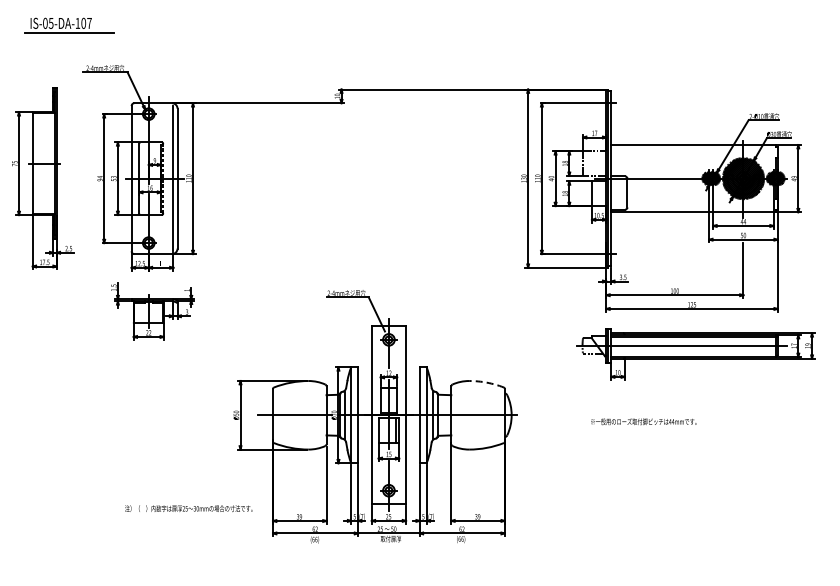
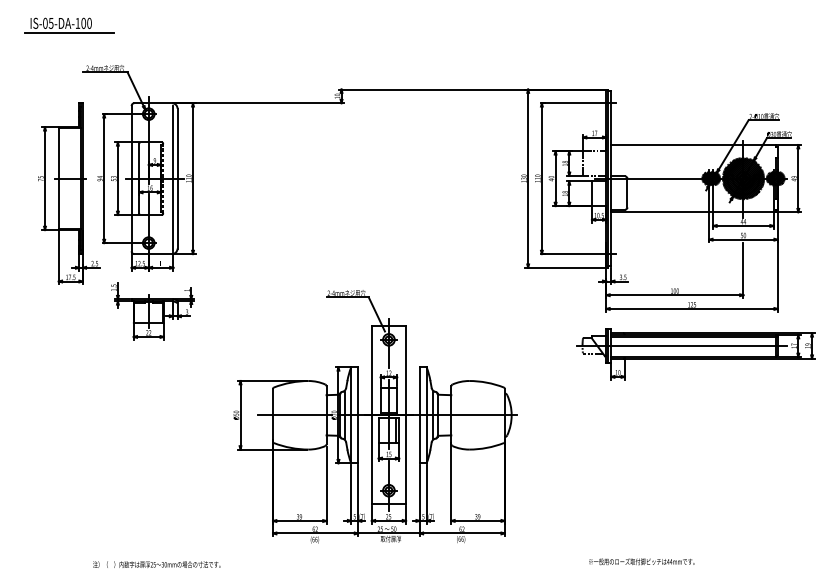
text: IS-05-DA-107 -> IS-05-DA-100 (89, 22)
part position: (43, 178) -> (69, 193) (69, 193)
arc: dashed -> solid (486, 382)
text position: (643, 421) -> (641, 561) (641, 561)
text position: (188, 508) -> (156, 564) (156, 564)
